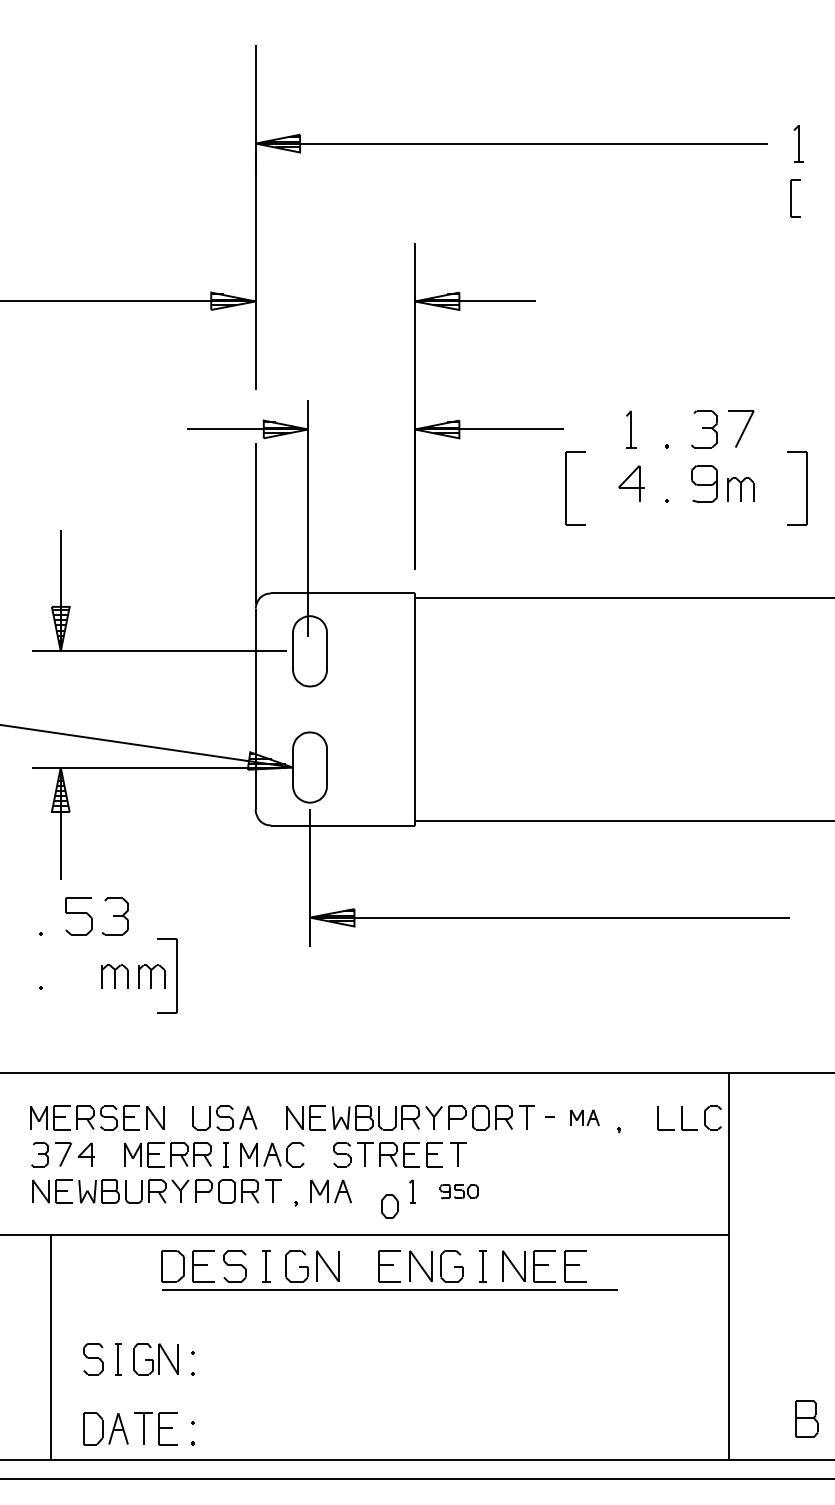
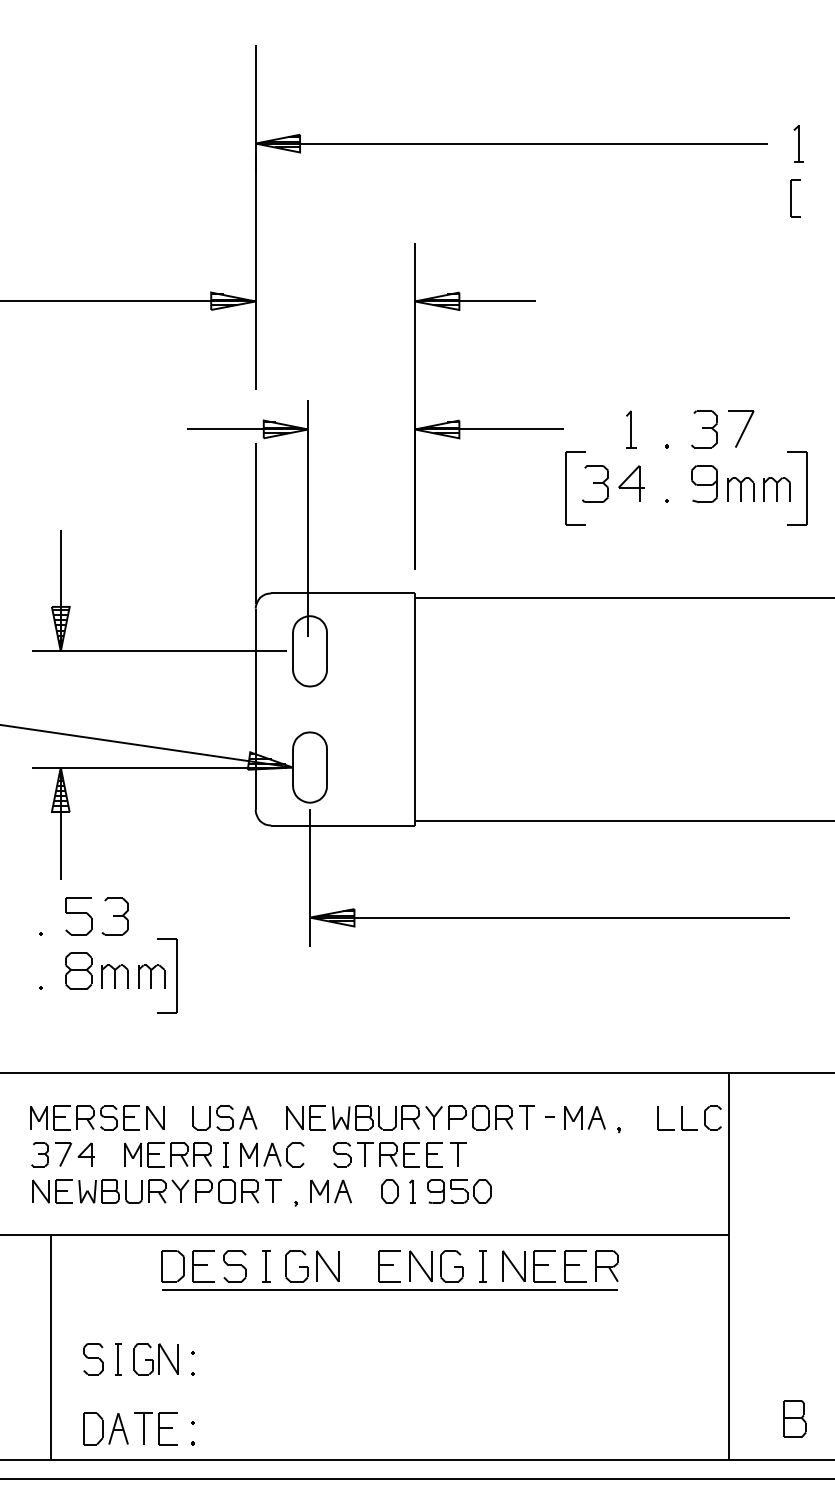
part: none -> present (595, 483)
part: none -> present (776, 489)
part: none -> present (78, 970)
part size: 30x18 px -> 42x24 px (584, 1117)
part size: 40x16 px -> 65x25 px (459, 1191)
part position: (389, 1206) -> (389, 1191) (389, 1191)
part: none -> present (606, 1265)
part position: (806, 1418) -> (794, 1418) (794, 1418)
